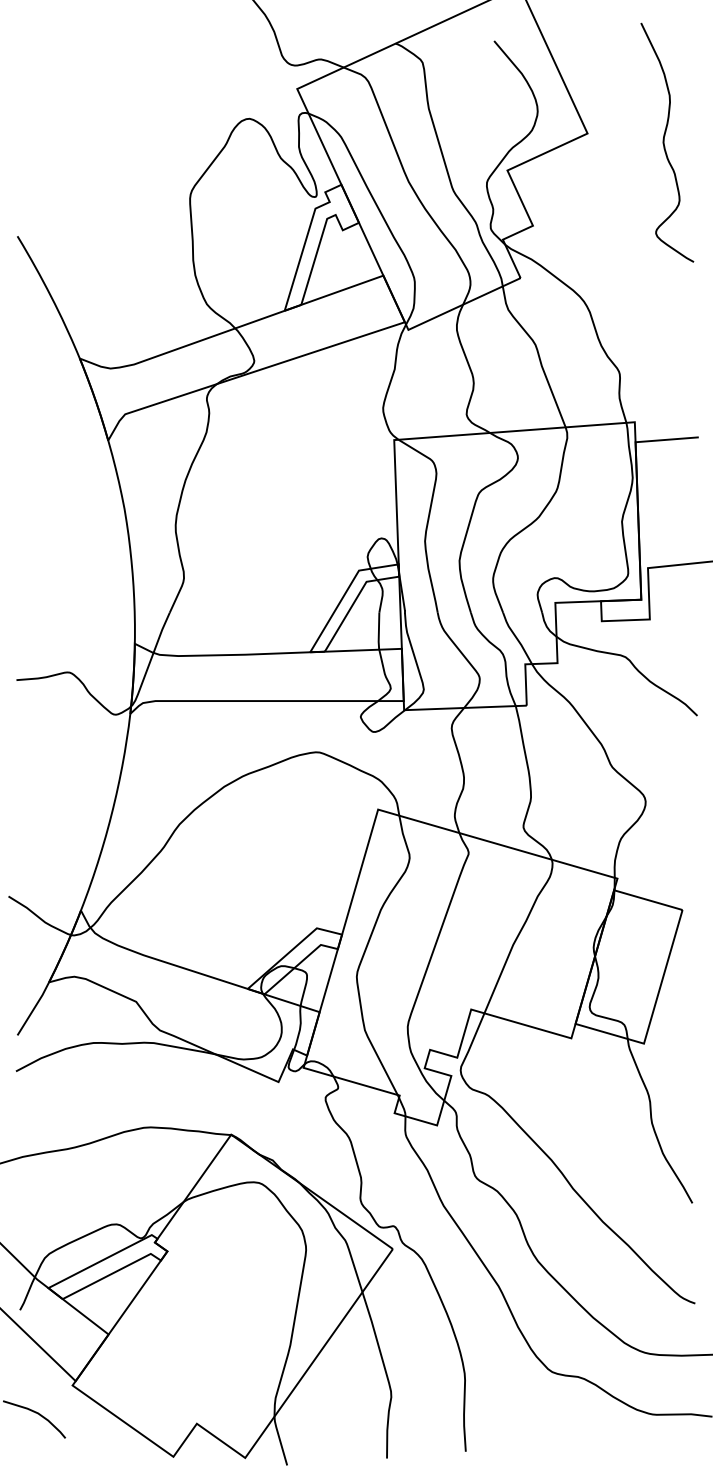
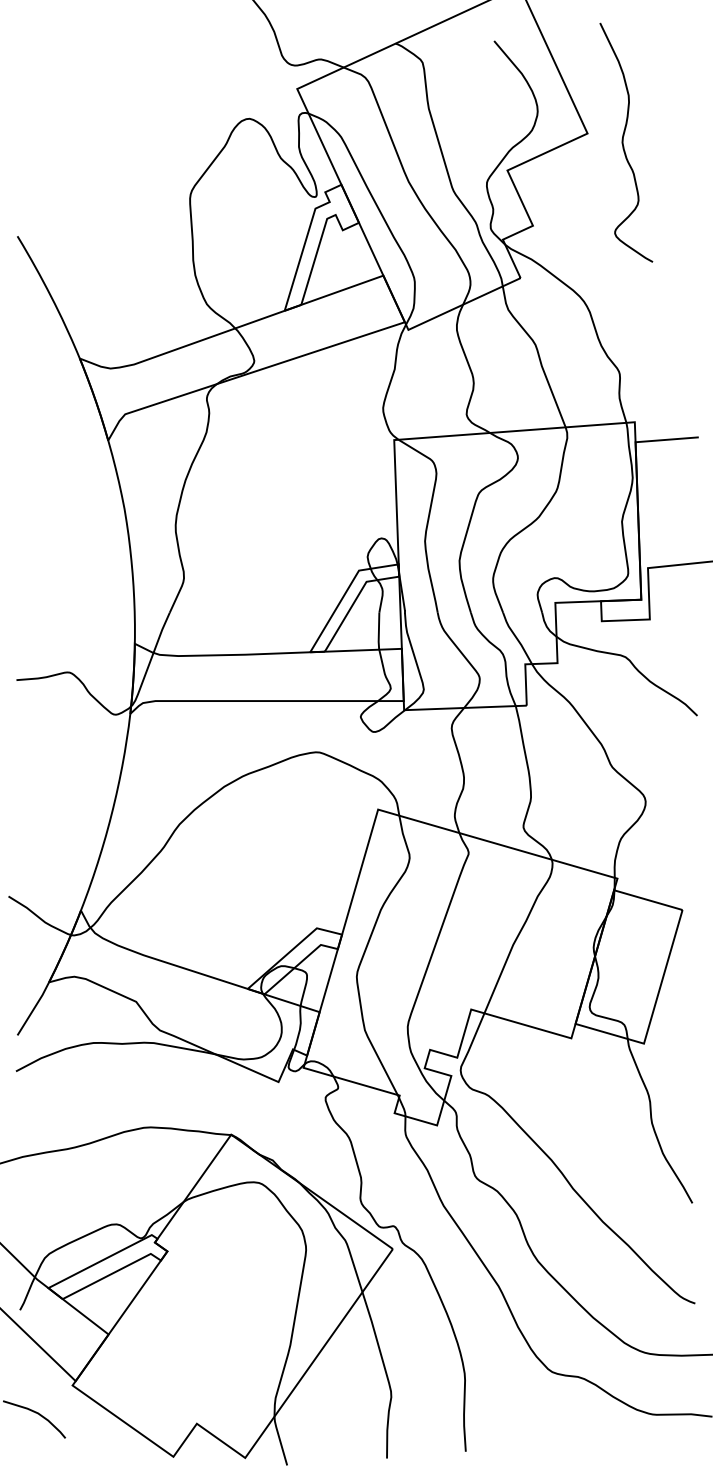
curve position: (664, 142) -> (623, 142) (623, 142)
